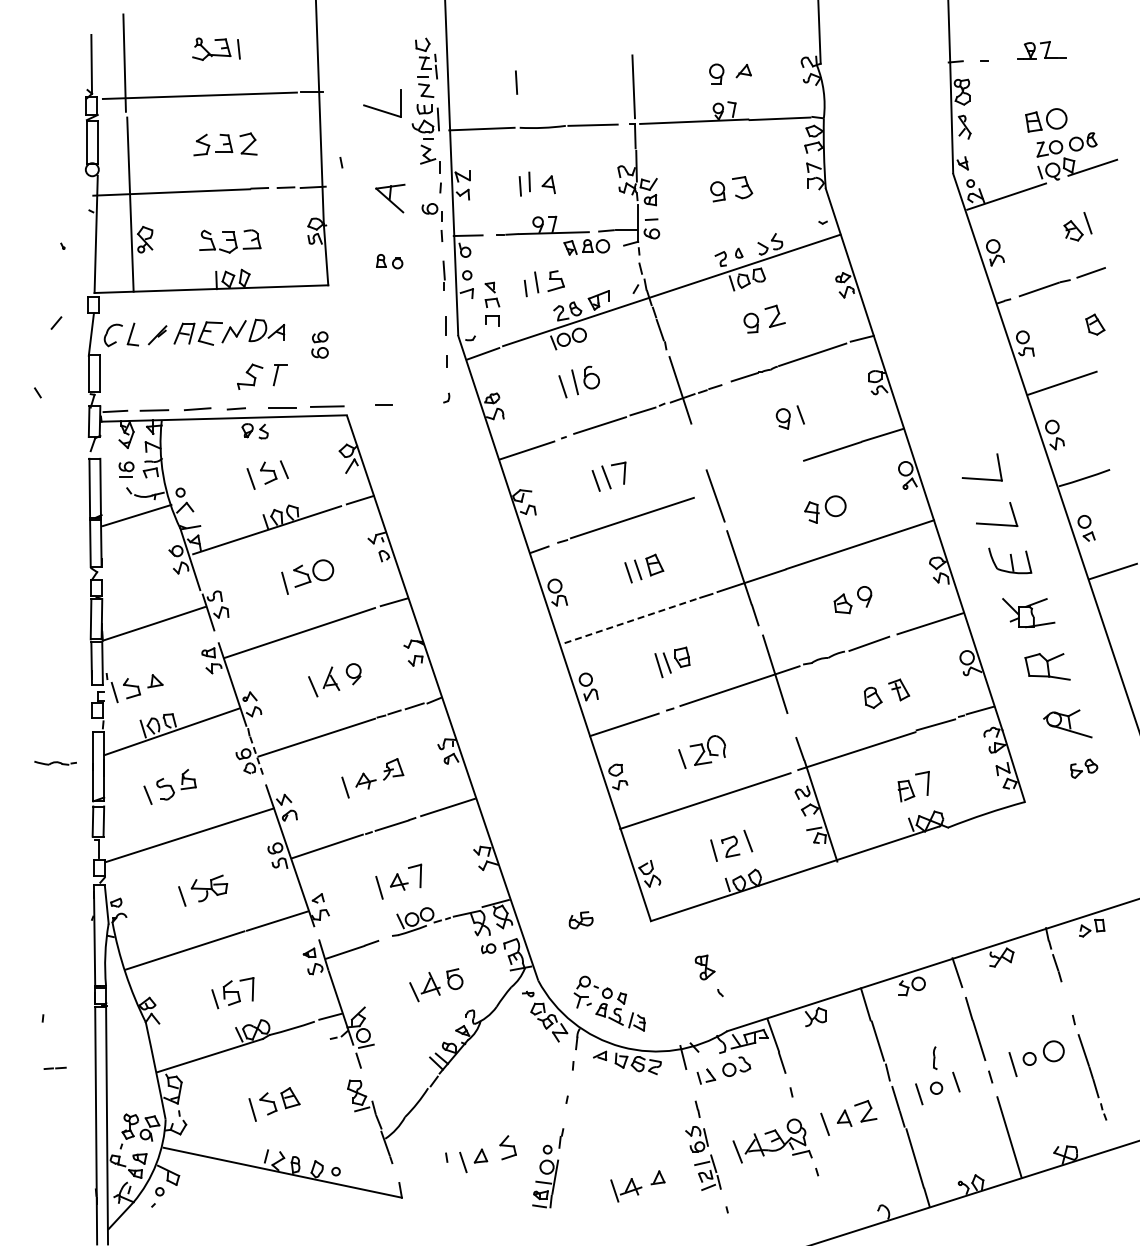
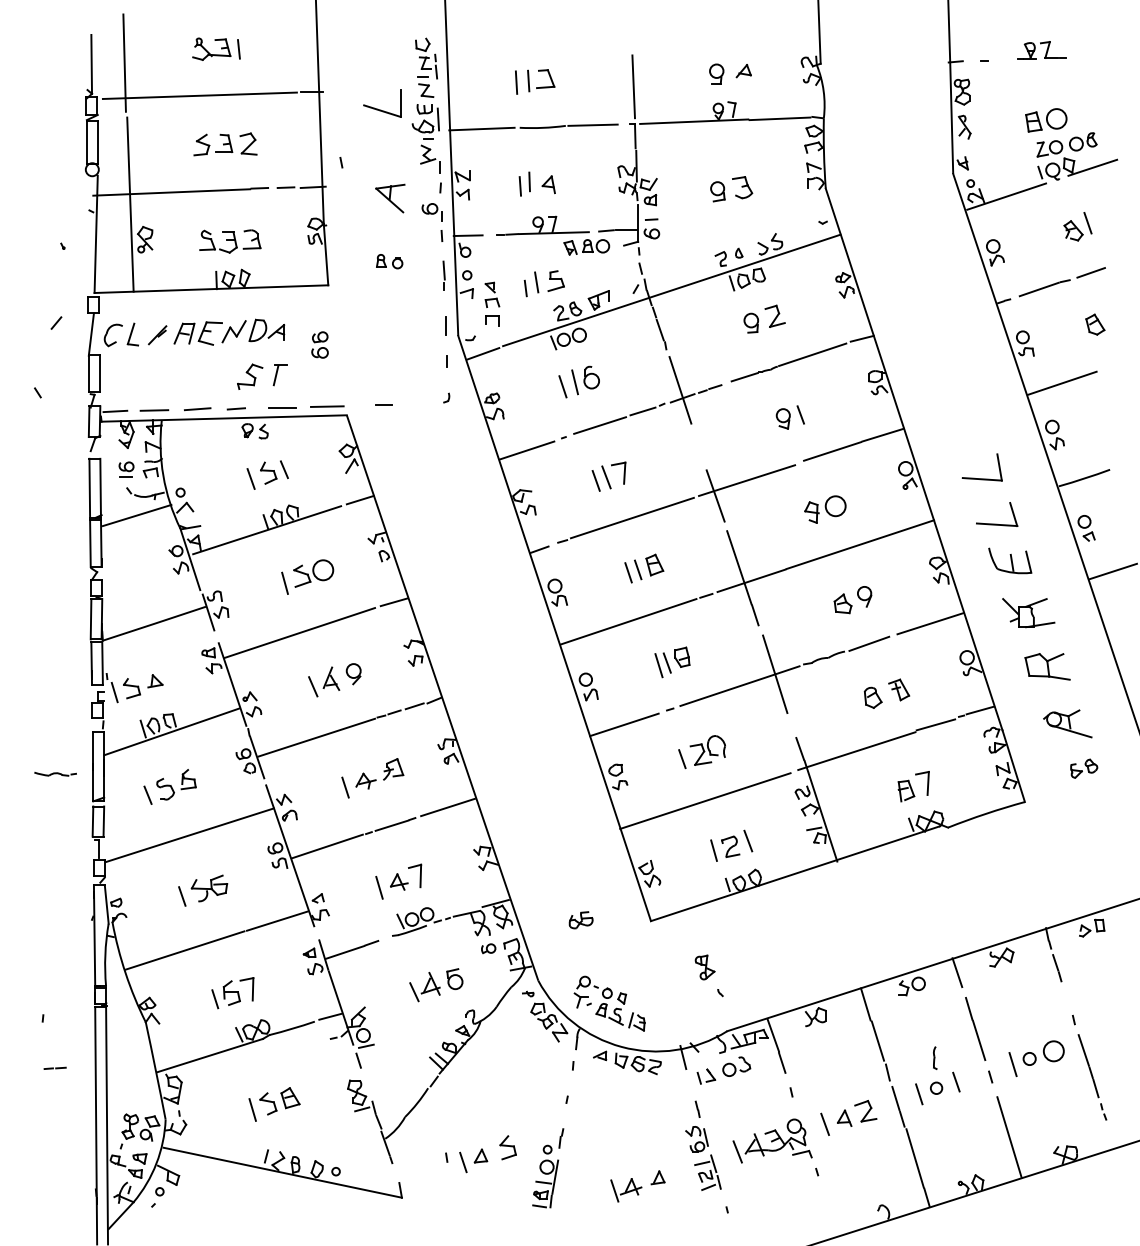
part: none -> present (541, 80)
line: none -> present (747, 480)
line: dashed -> solid (628, 621)
line: dashed -> solid (257, 757)
part position: (55, 763) -> (55, 774) (55, 774)
